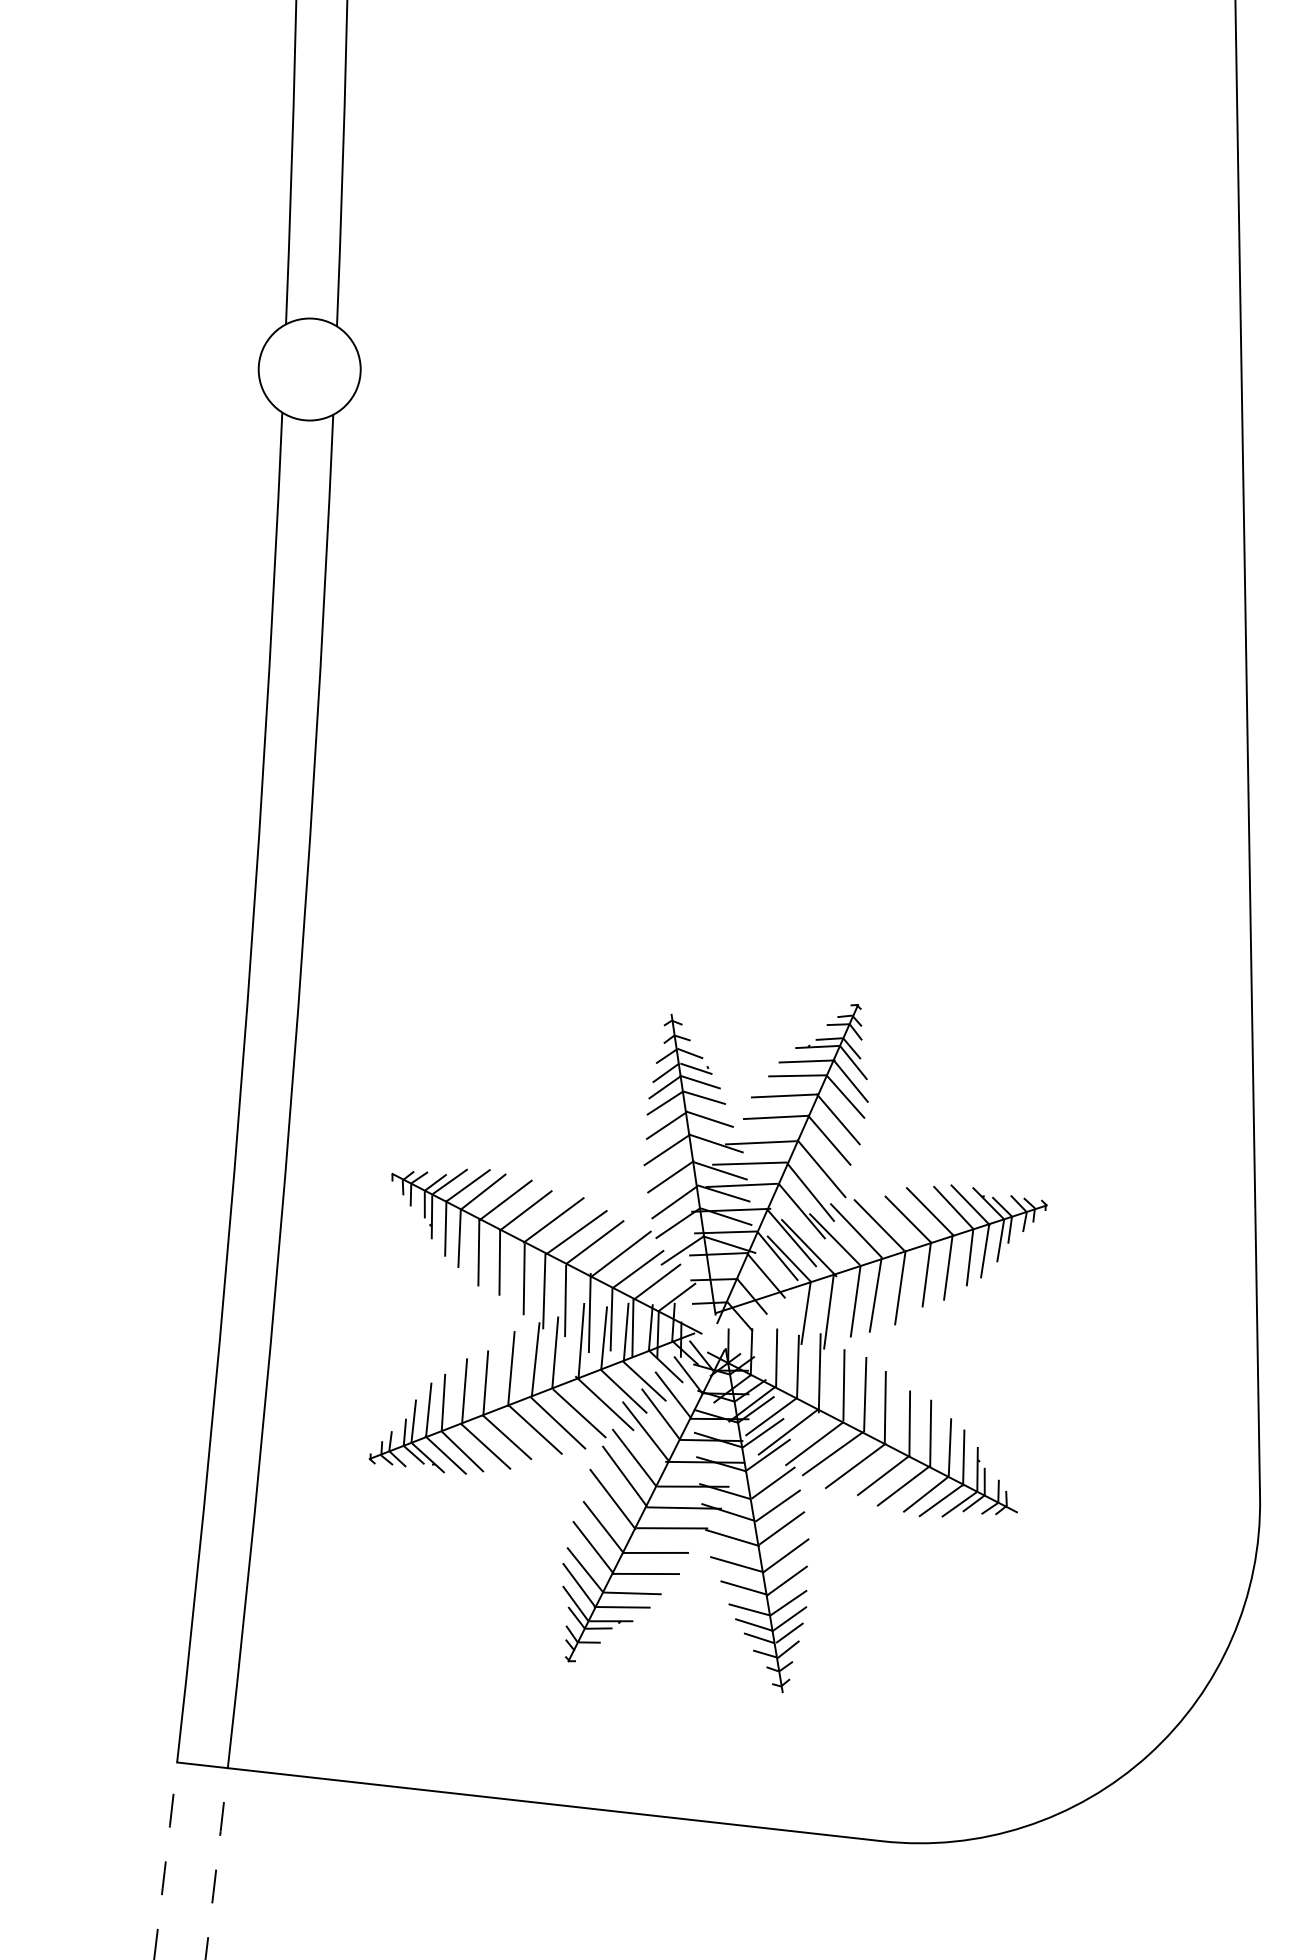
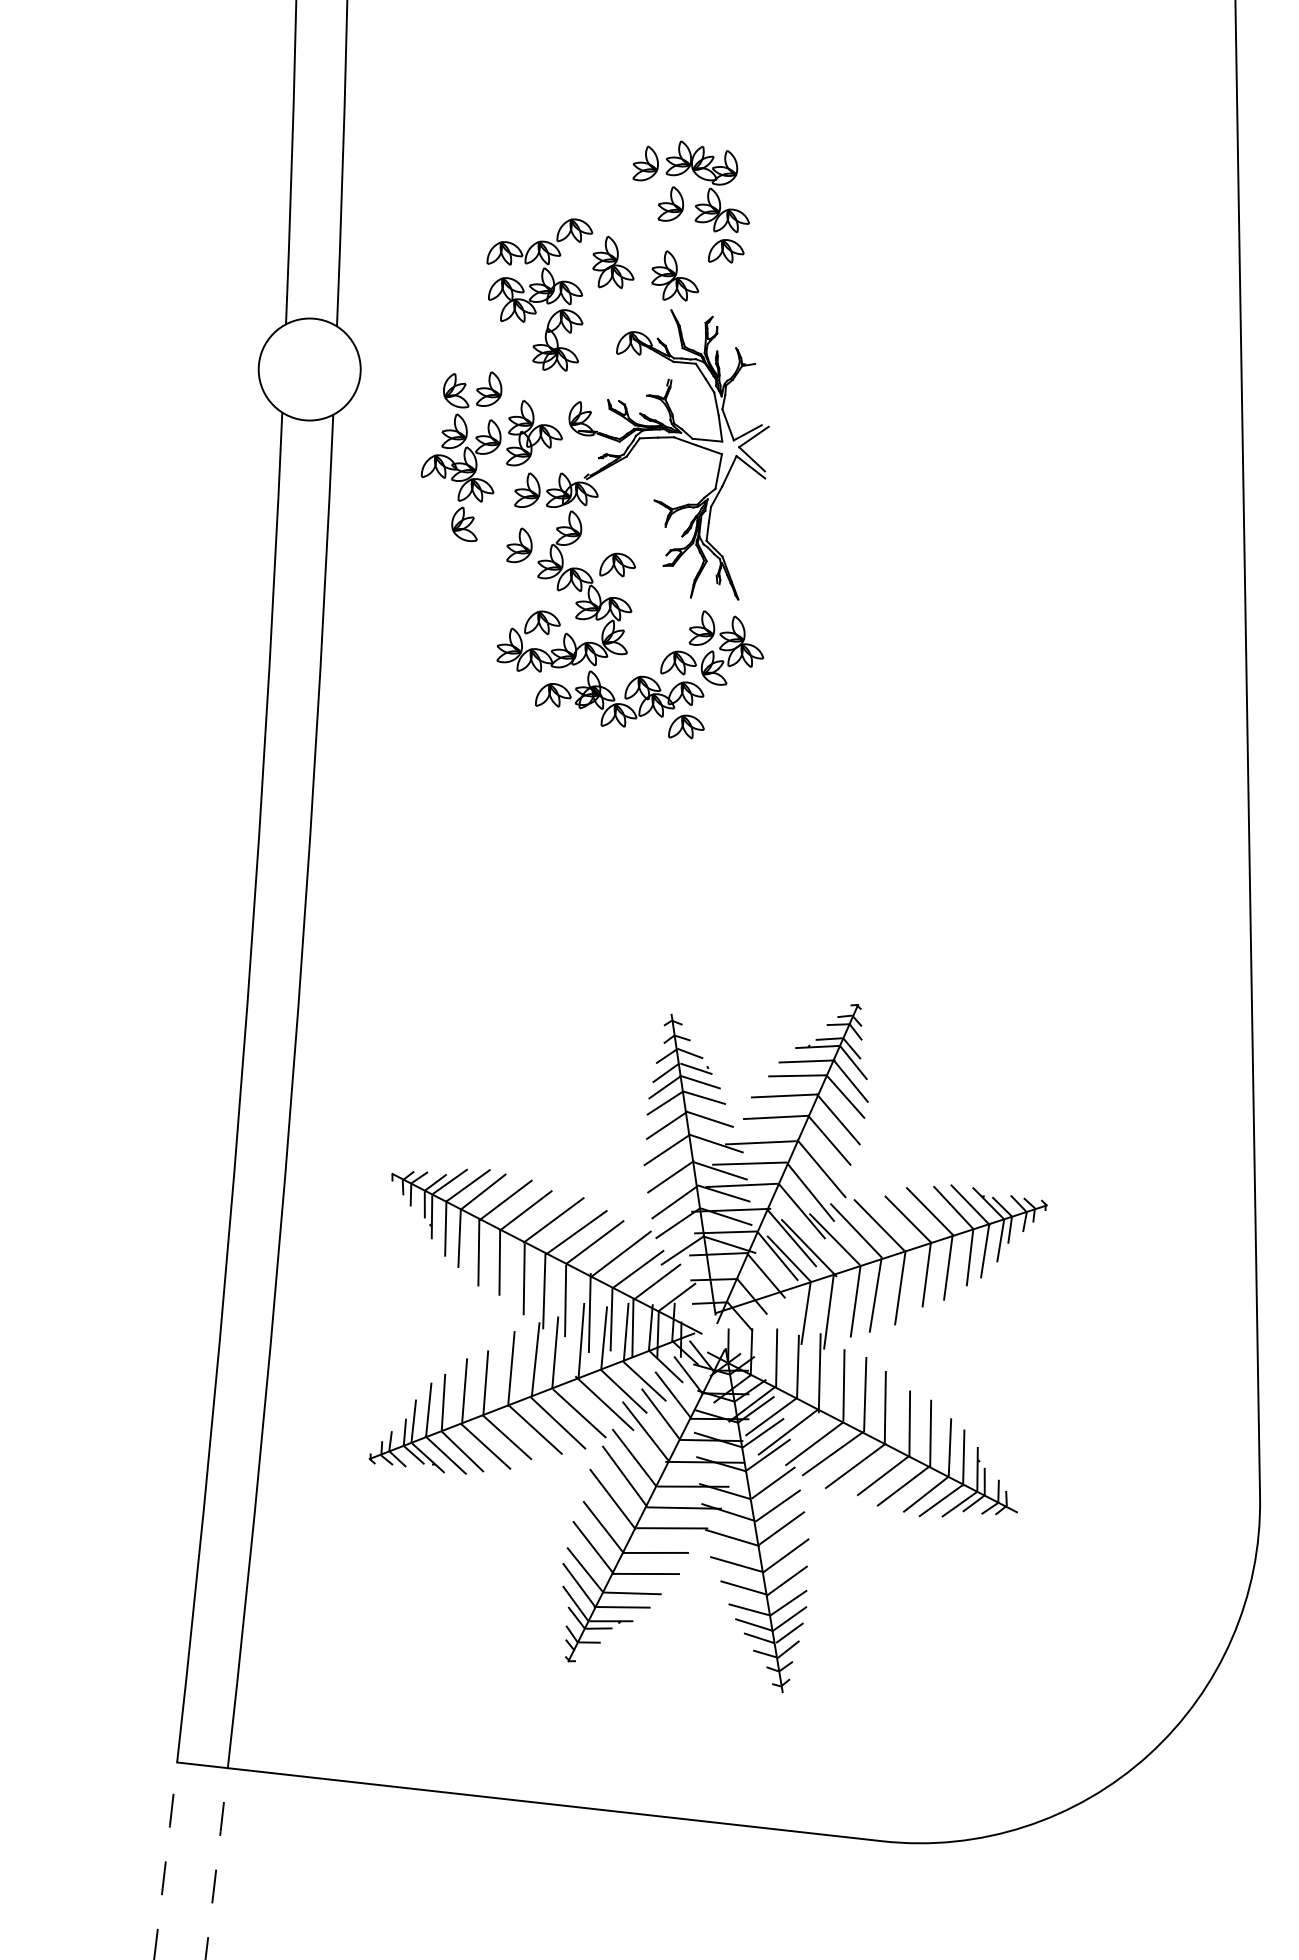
part: none -> present (594, 439)
